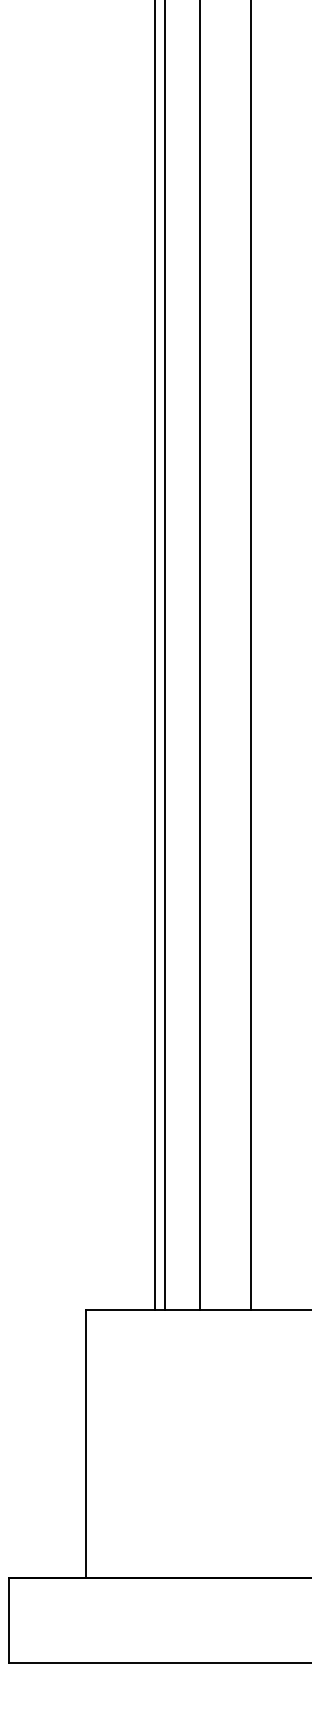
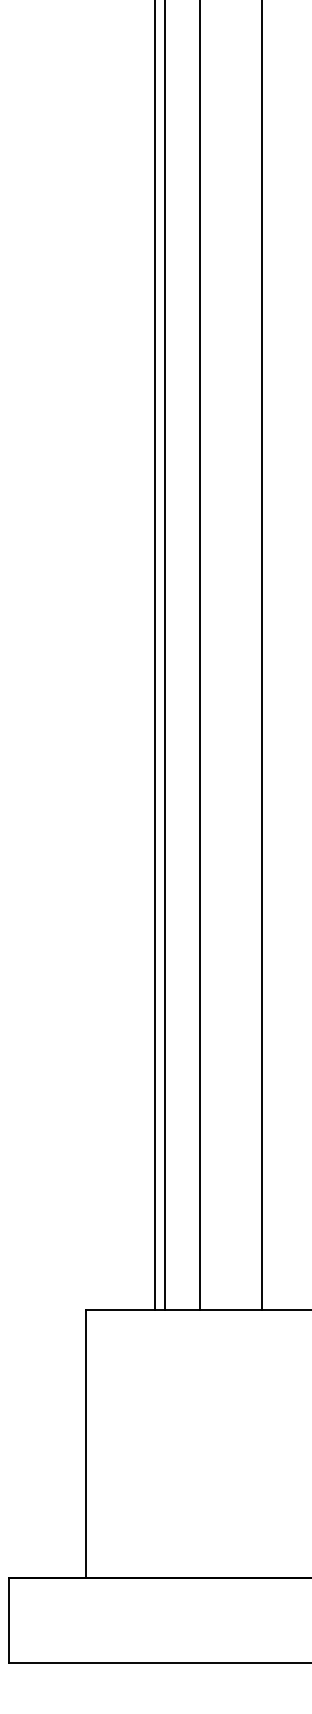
line position: (251, 656) -> (262, 656) (262, 656)
